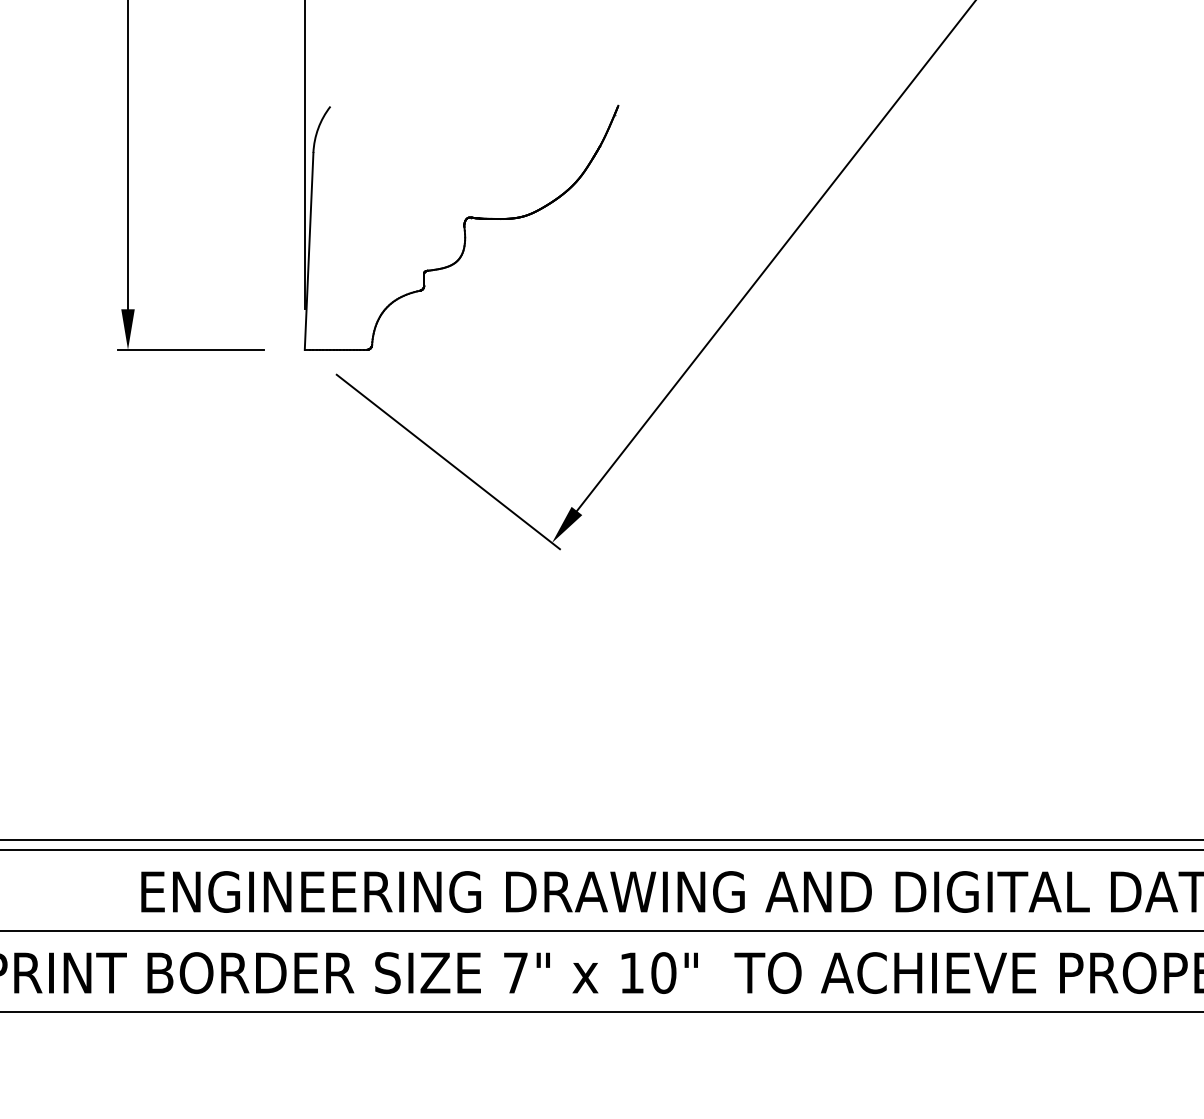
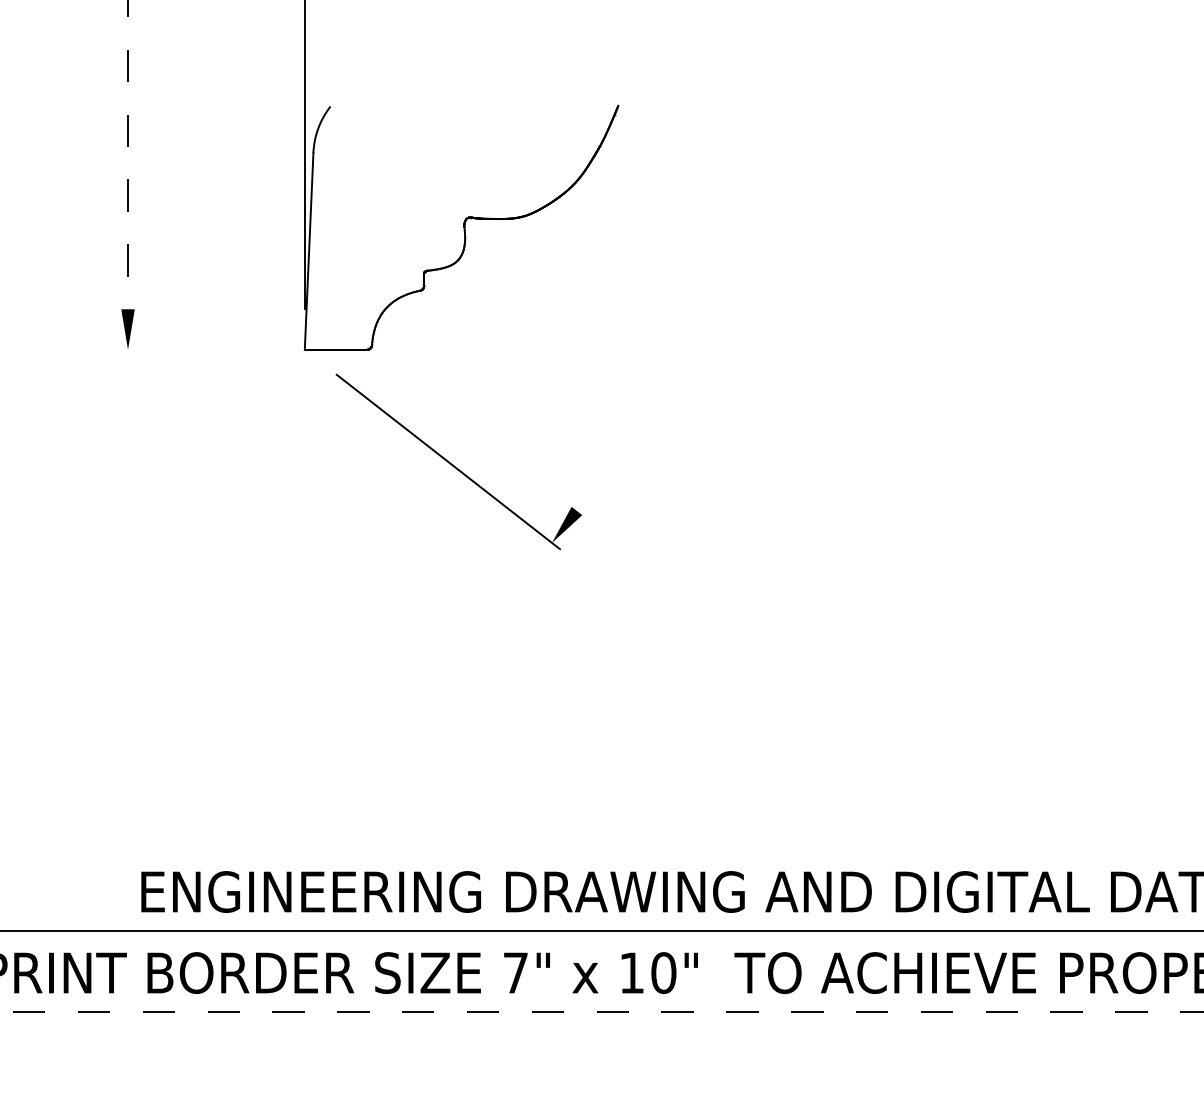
line: solid -> dashed (128, 155)
line: present -> none (775, 256)
line: present -> none (190, 349)
line: present -> none (601, 840)
line: present -> none (601, 850)
line: solid -> dashed (602, 1012)
